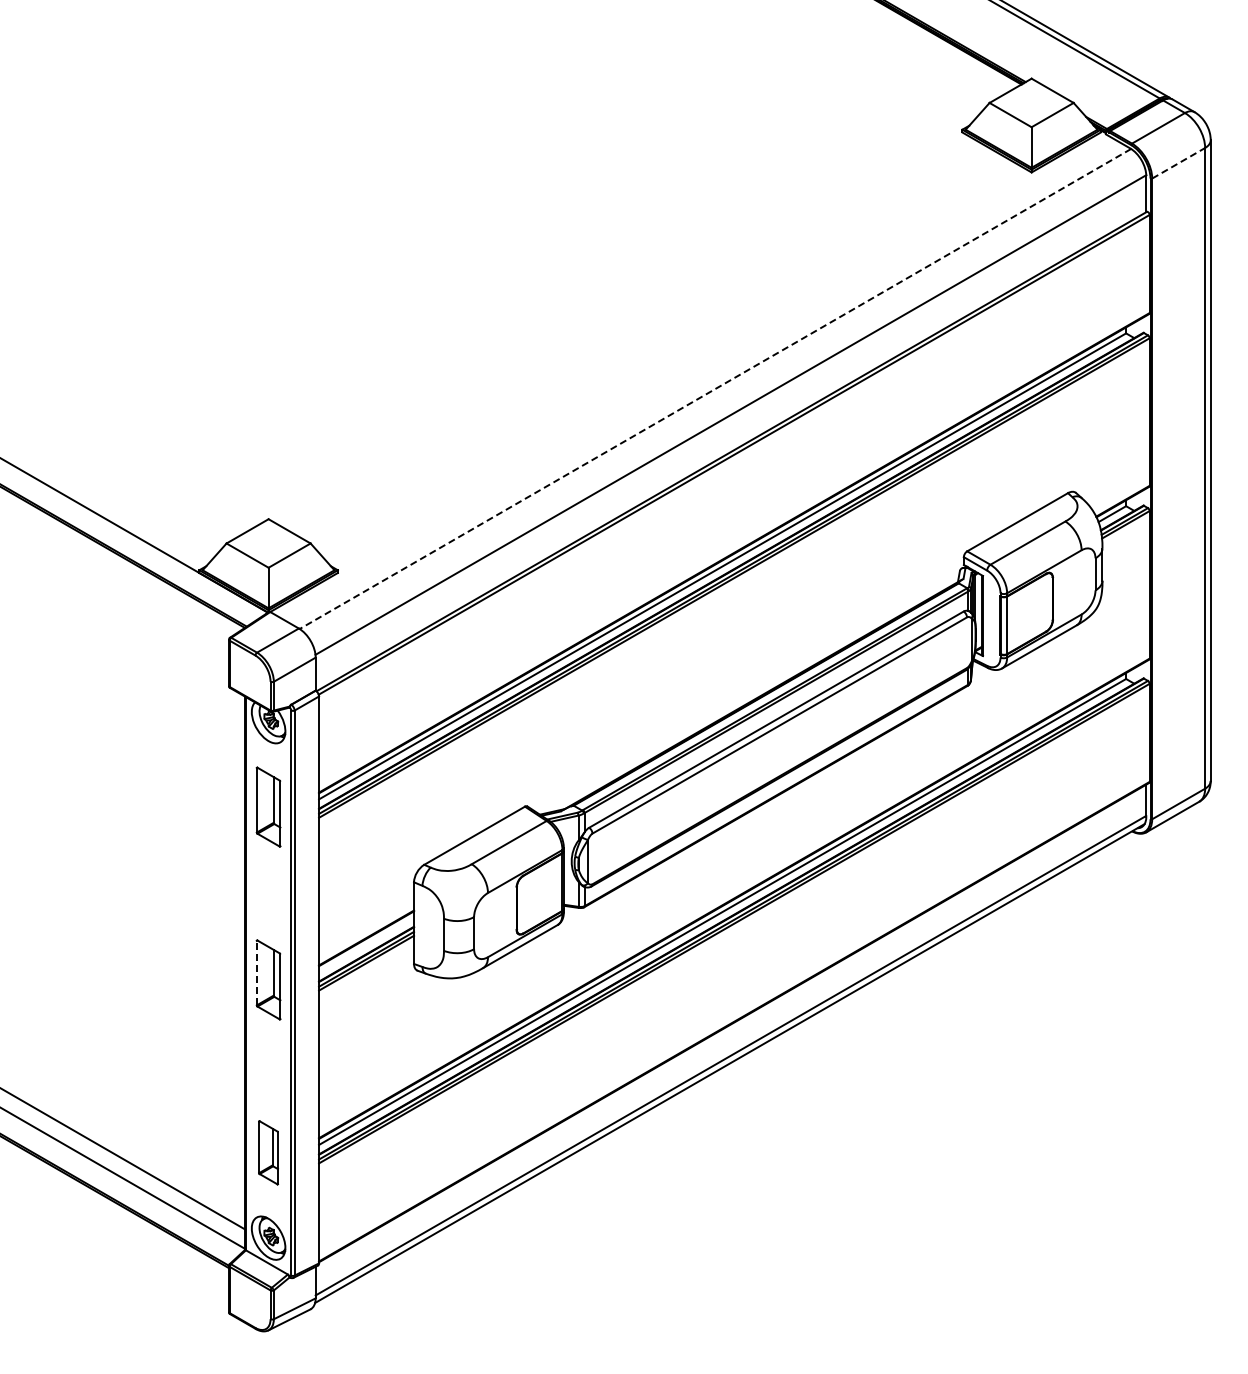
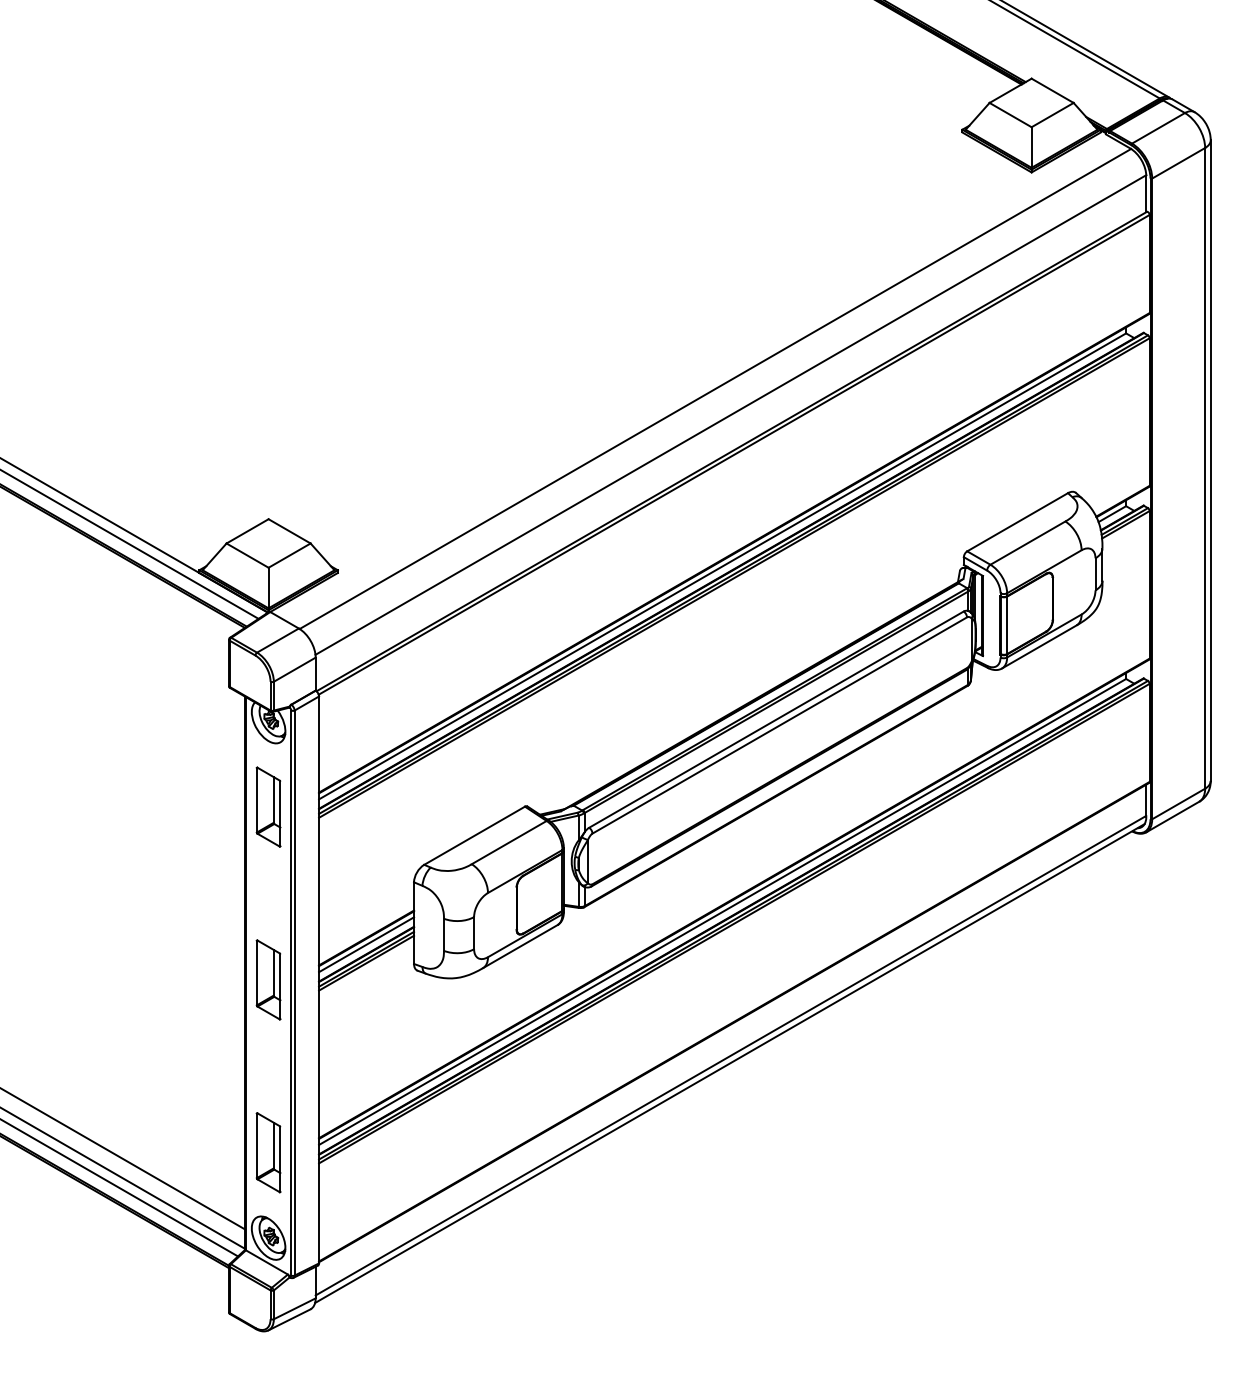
line: dashed -> solid (1178, 163)
line: dashed -> solid (714, 389)
line: none -> present (130, 544)
line: none -> present (366, 944)
line: dashed -> solid (256, 972)
part size: 21x66 px -> 27x82 px (268, 1152)
line: none -> present (120, 1188)
